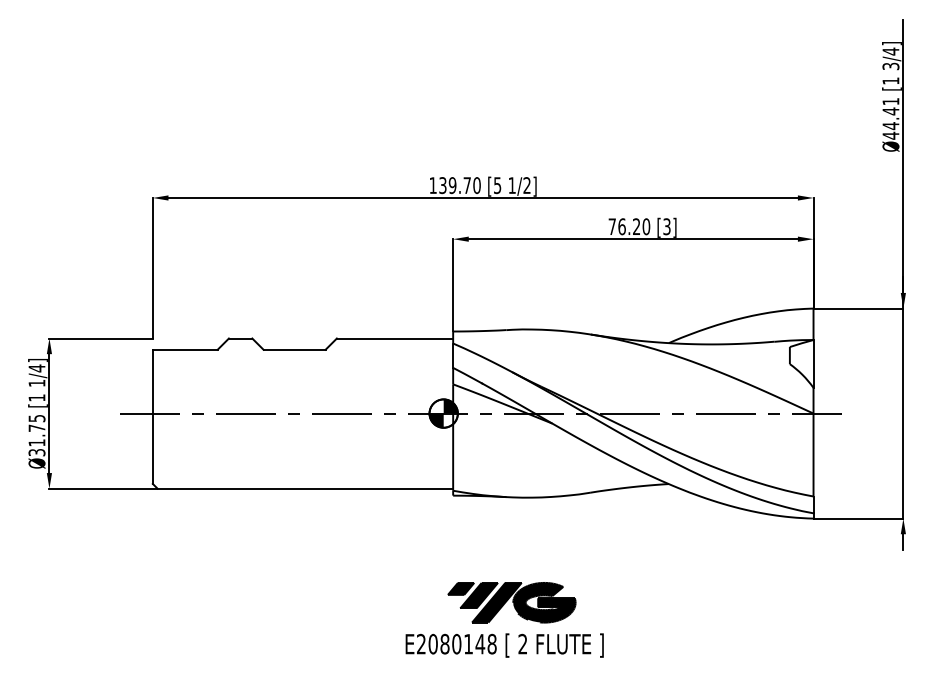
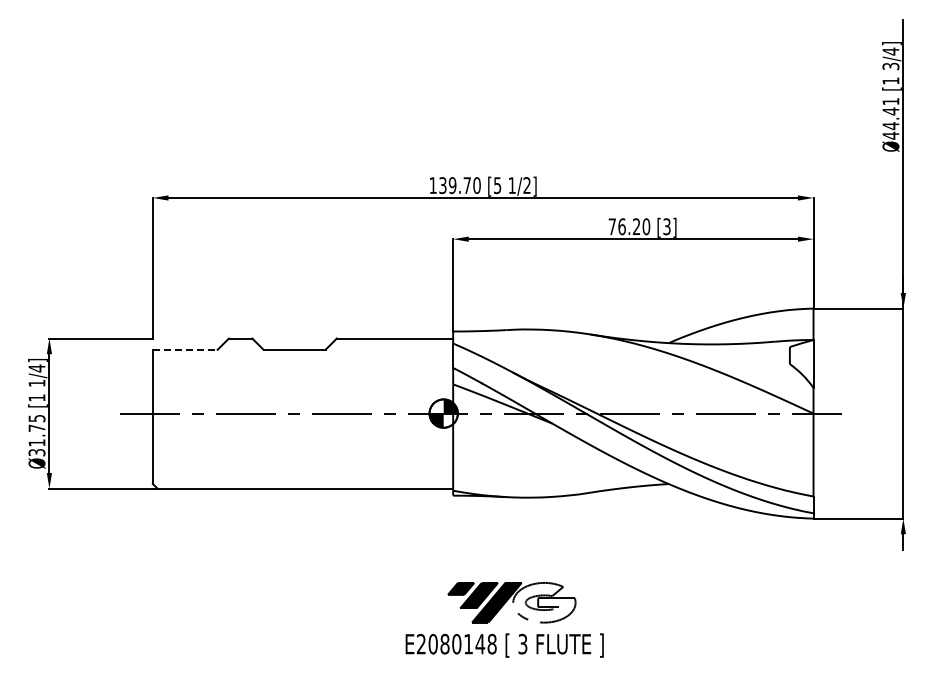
line: solid -> dashed (185, 349)
fill: present -> none (544, 602)
text: 2 -> 3 (522, 644)
